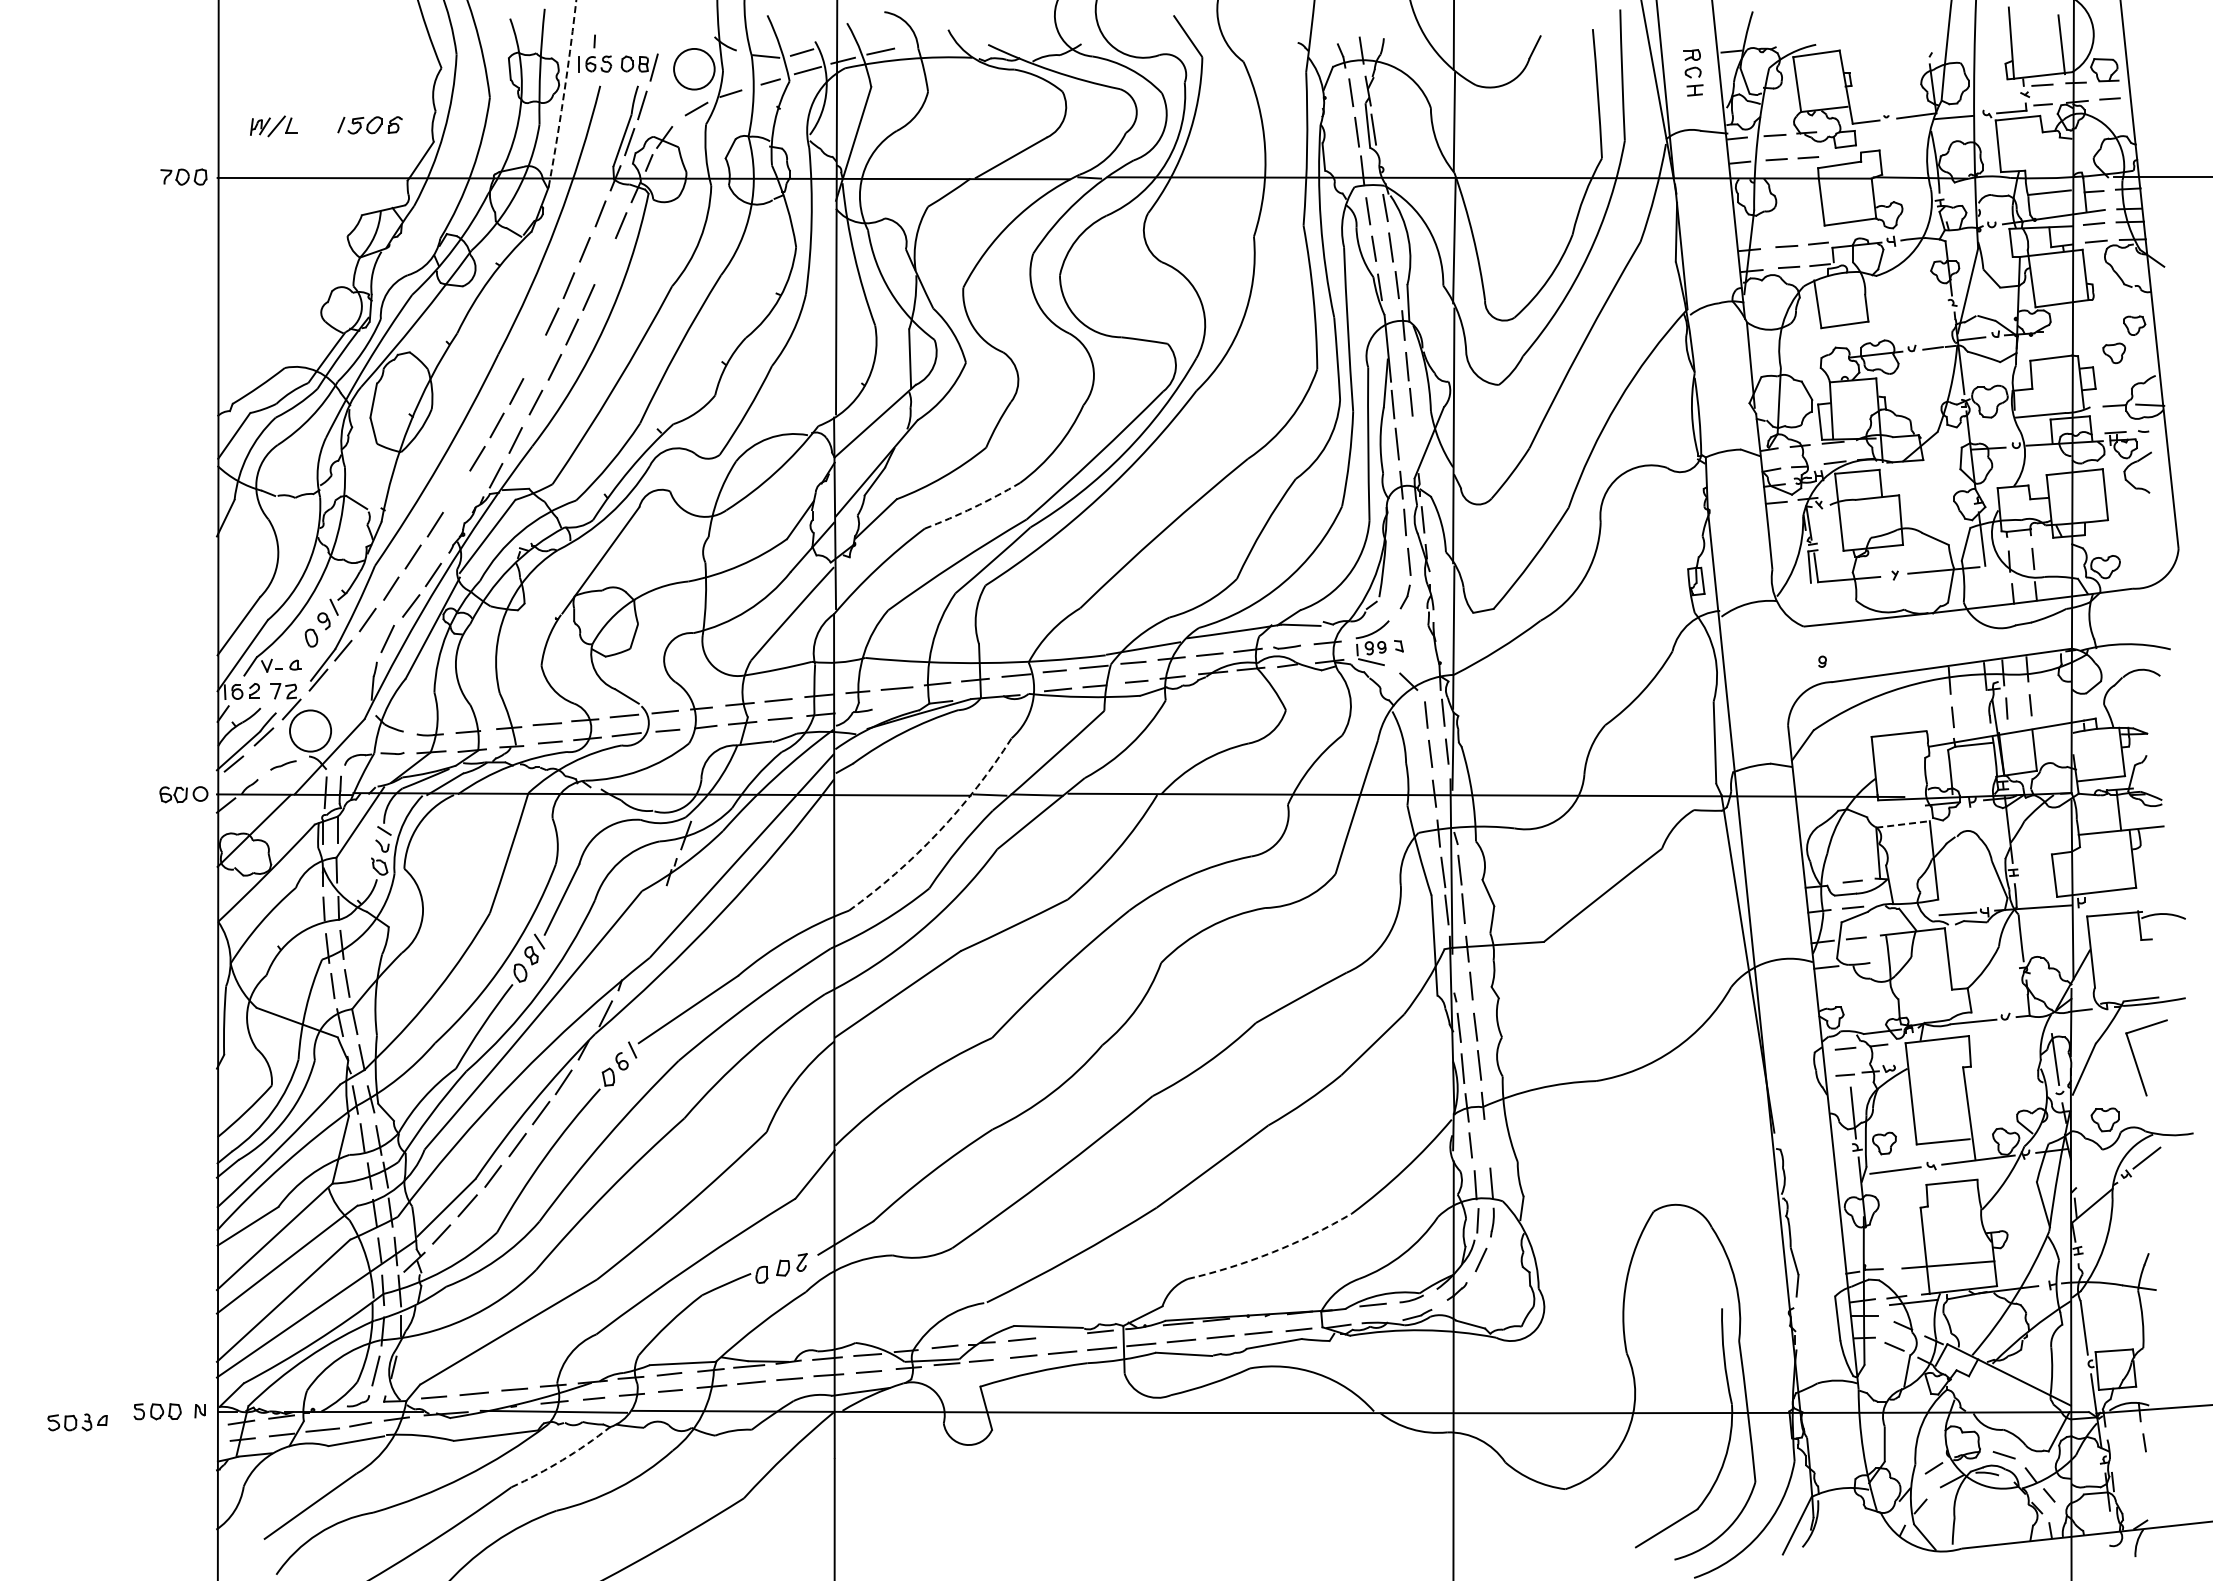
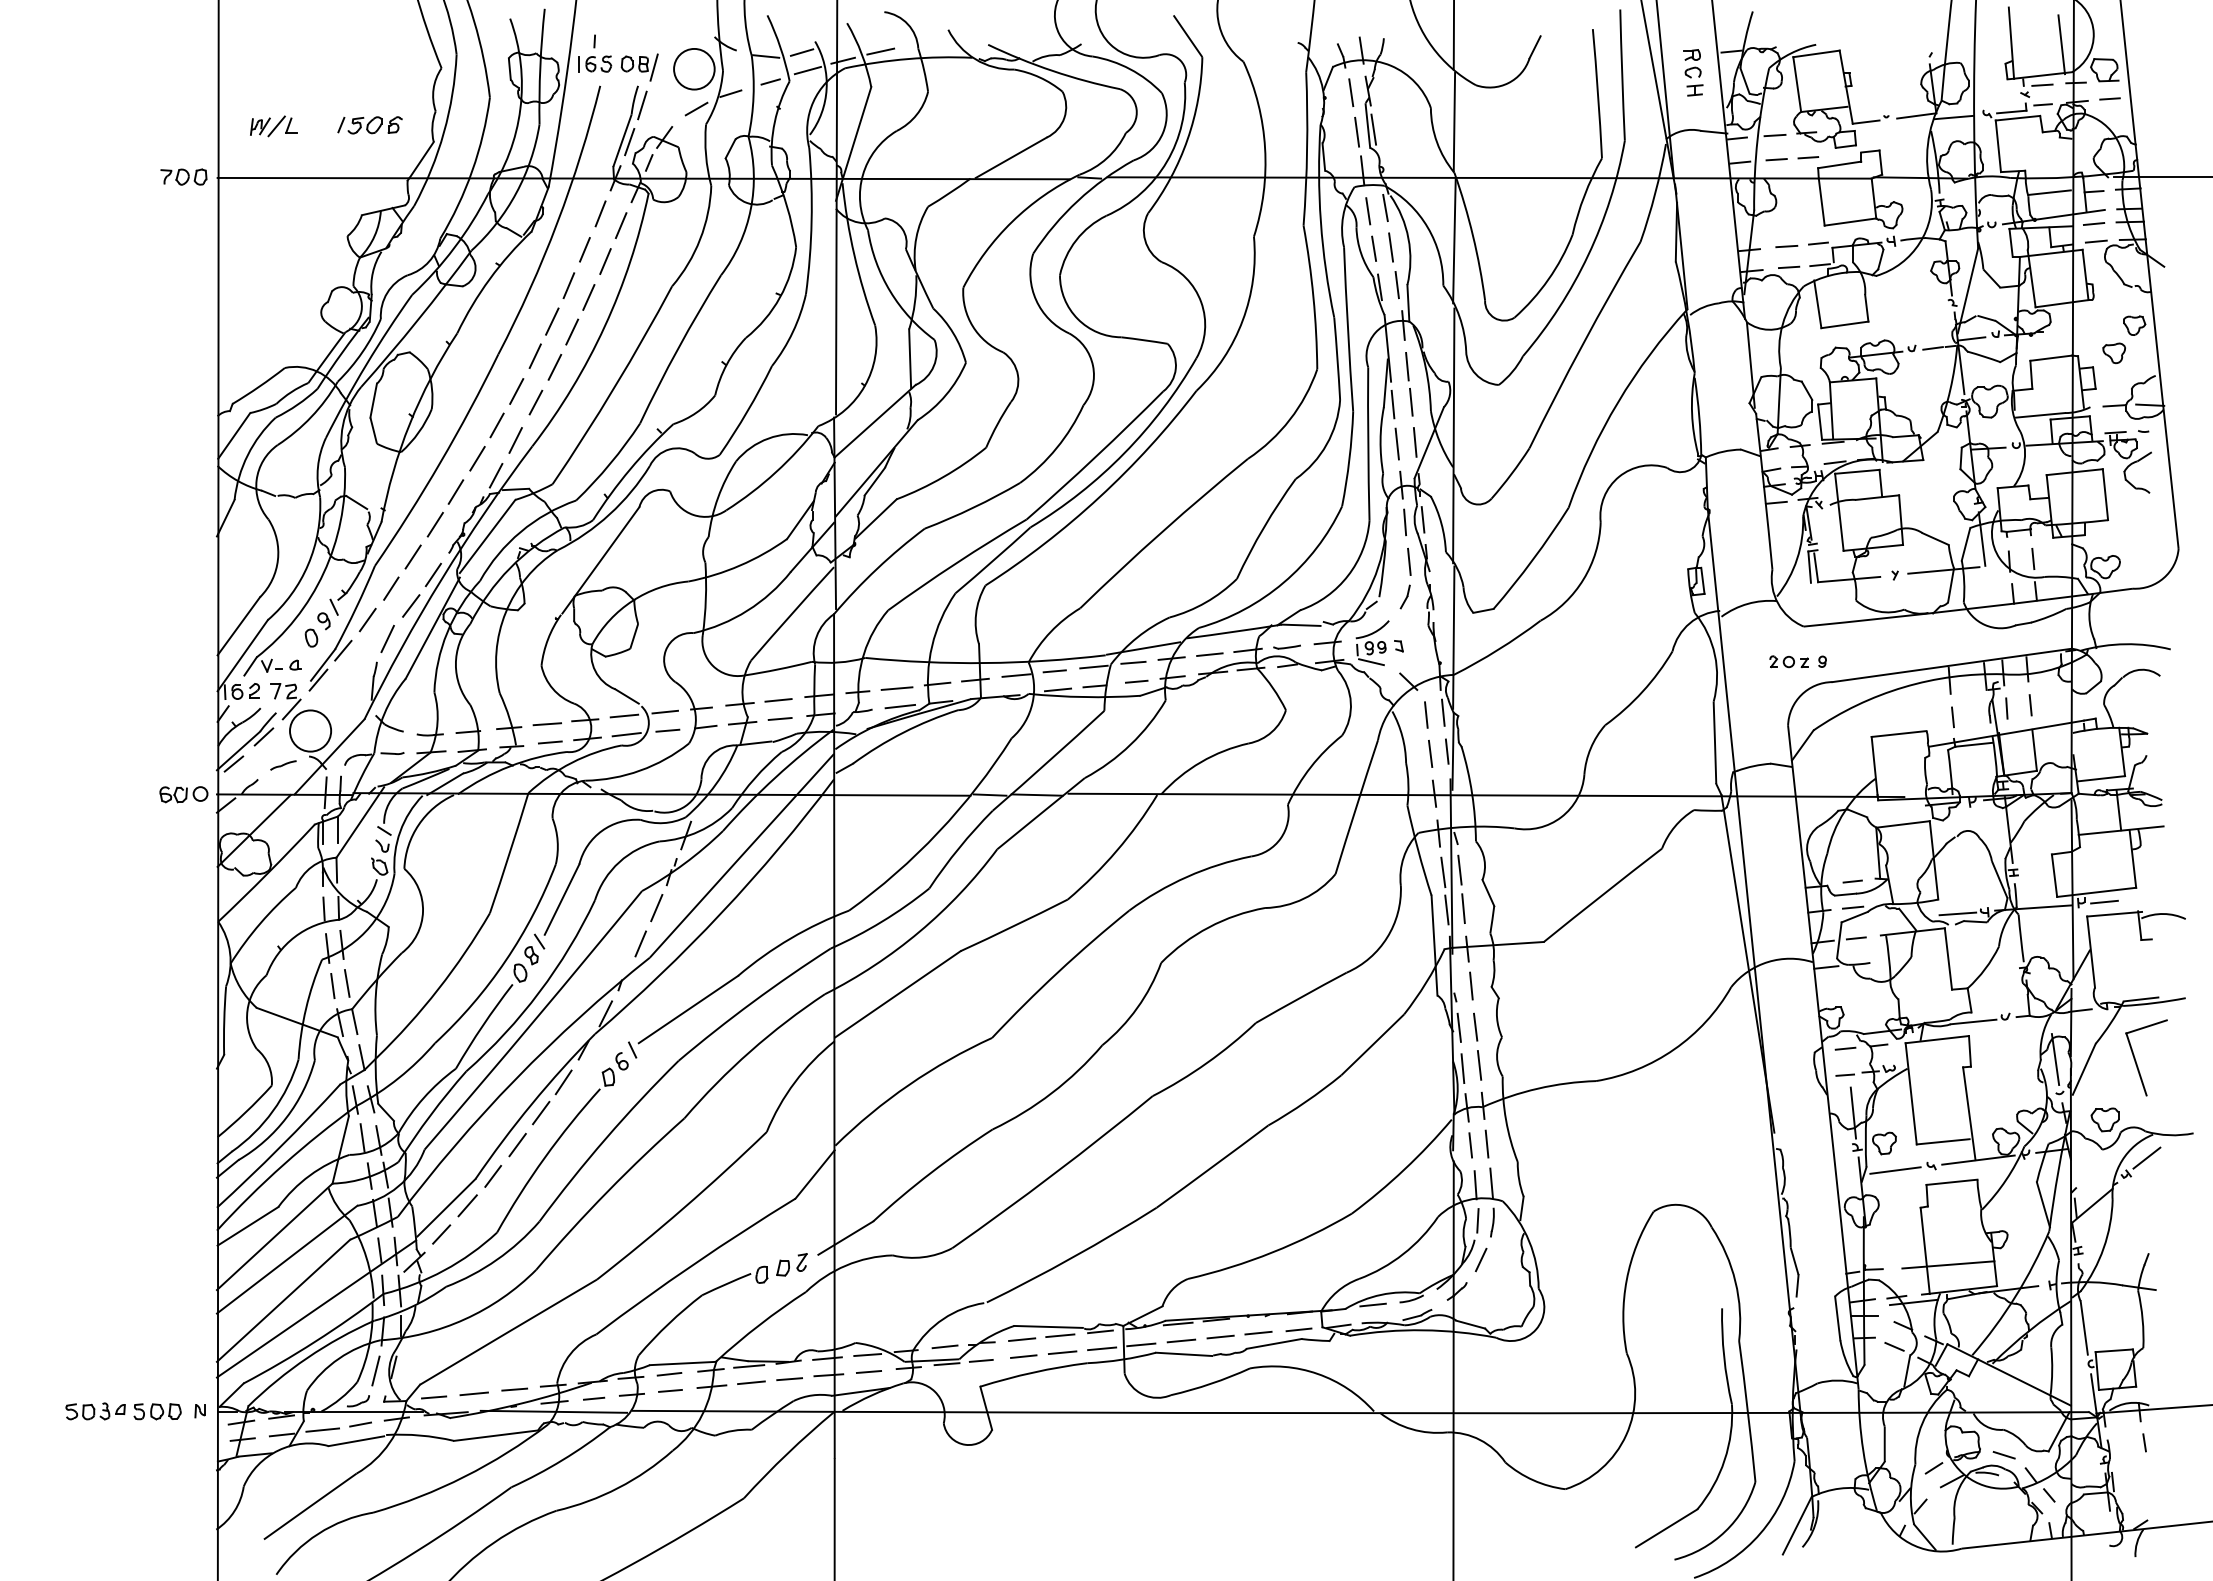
arc: dashed -> solid (564, 93)
line: none -> present (605, 261)
line: none -> present (534, 356)
line: none -> present (1414, 442)
line: none -> present (455, 491)
arc: dashed -> solid (973, 507)
part: none -> present (1788, 661)
line: none -> present (900, 706)
line: dashed -> solid (1903, 824)
arc: dashed -> solid (938, 832)
line: none -> present (2104, 901)
line: none -> present (656, 907)
line: none -> present (640, 943)
line: none -> present (1486, 1143)
arc: dashed -> solid (1272, 1252)
line: none -> present (1060, 1335)
part position: (77, 1422) -> (95, 1411) (95, 1411)
arc: dashed -> solid (562, 1460)
